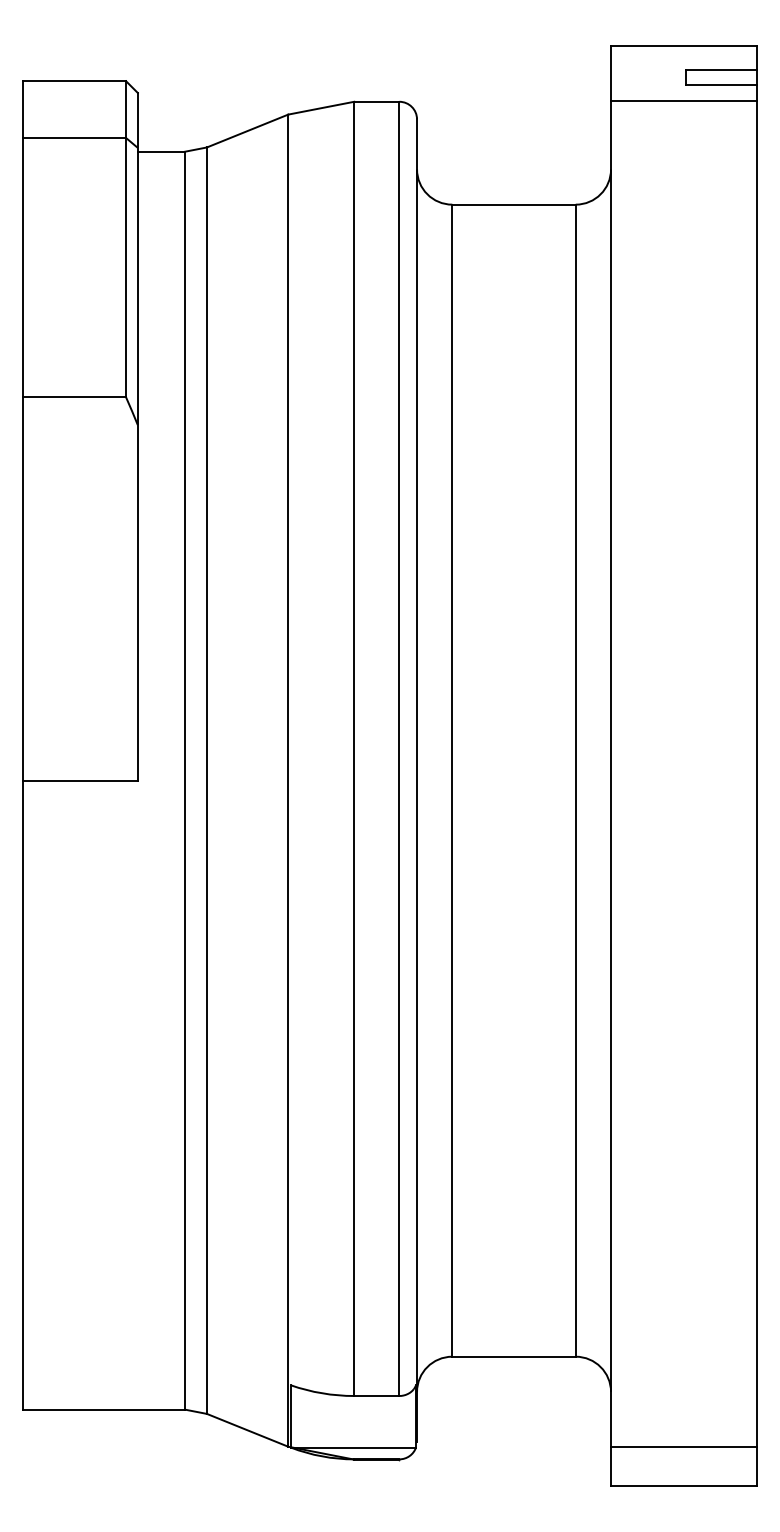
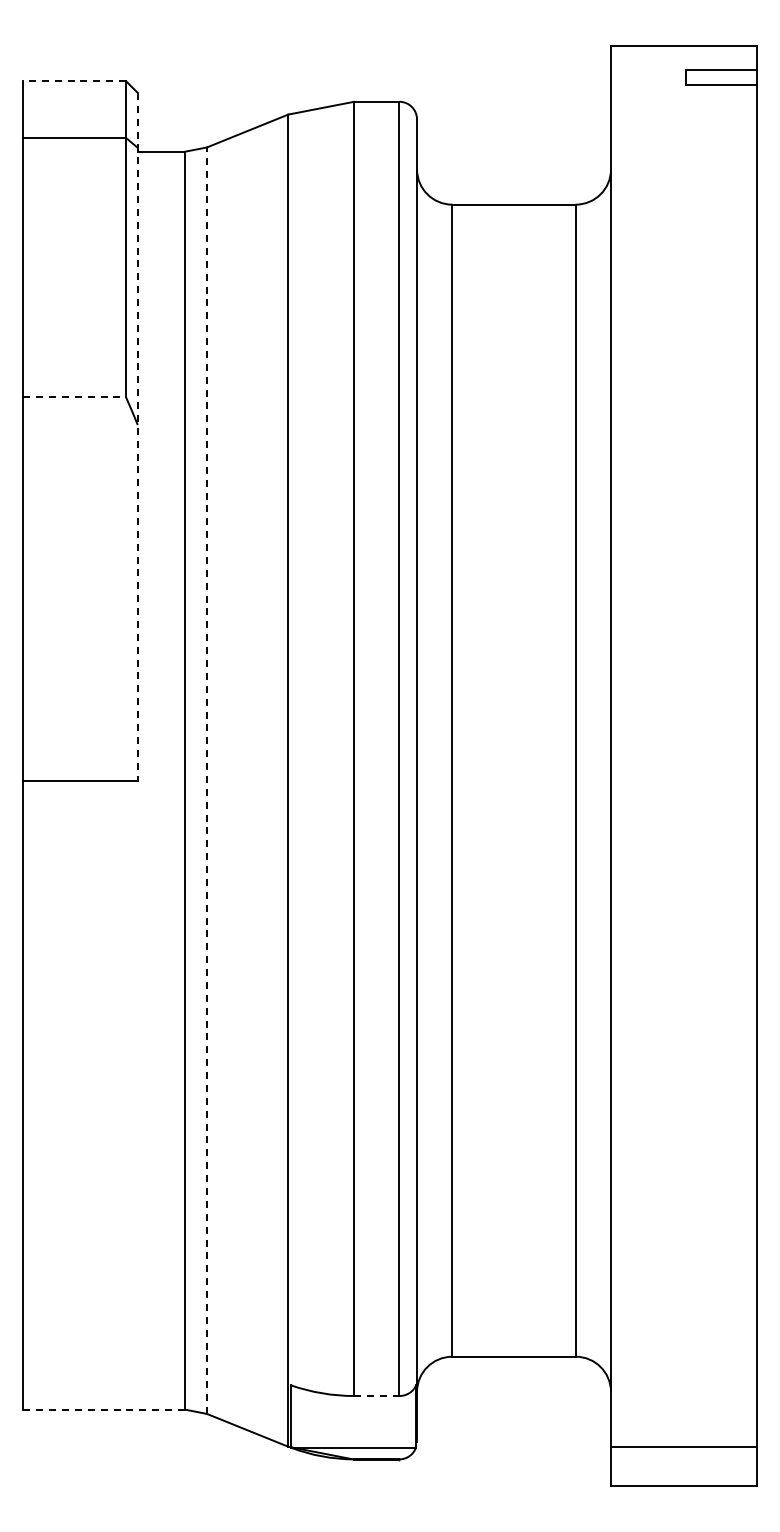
line: solid -> dashed (74, 81)
line: present -> none (683, 101)
line: solid -> dashed (75, 397)
line: solid -> dashed (137, 436)
line: solid -> dashed (206, 780)
line: solid -> dashed (376, 1395)
line: solid -> dashed (104, 1409)
